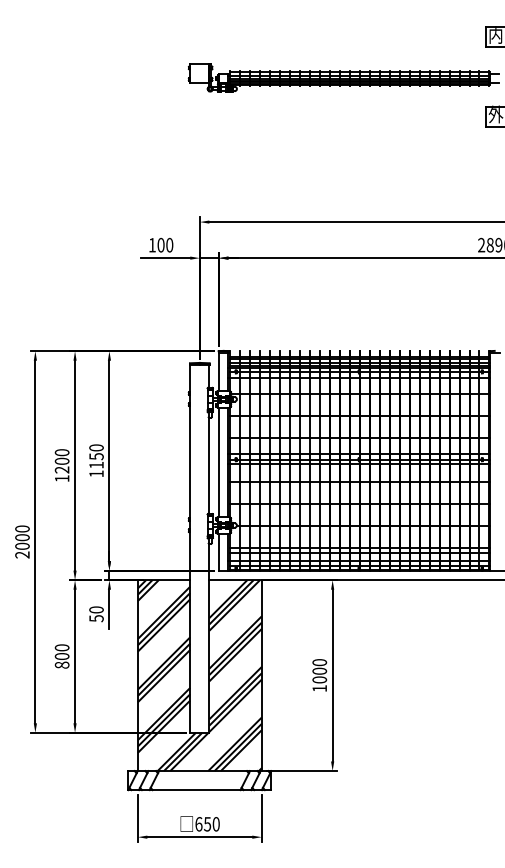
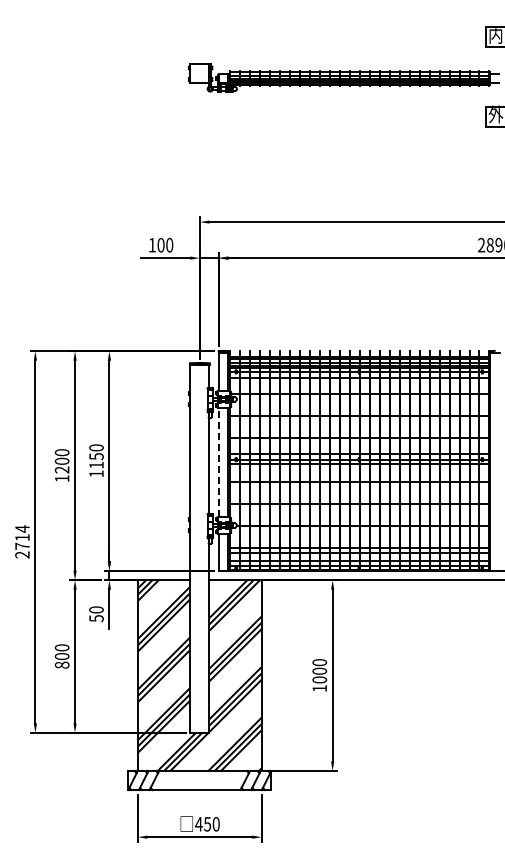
line: solid -> dashed (218, 461)
text: 2000 -> 2714 (22, 537)
text: 650 -> 450 (198, 824)
